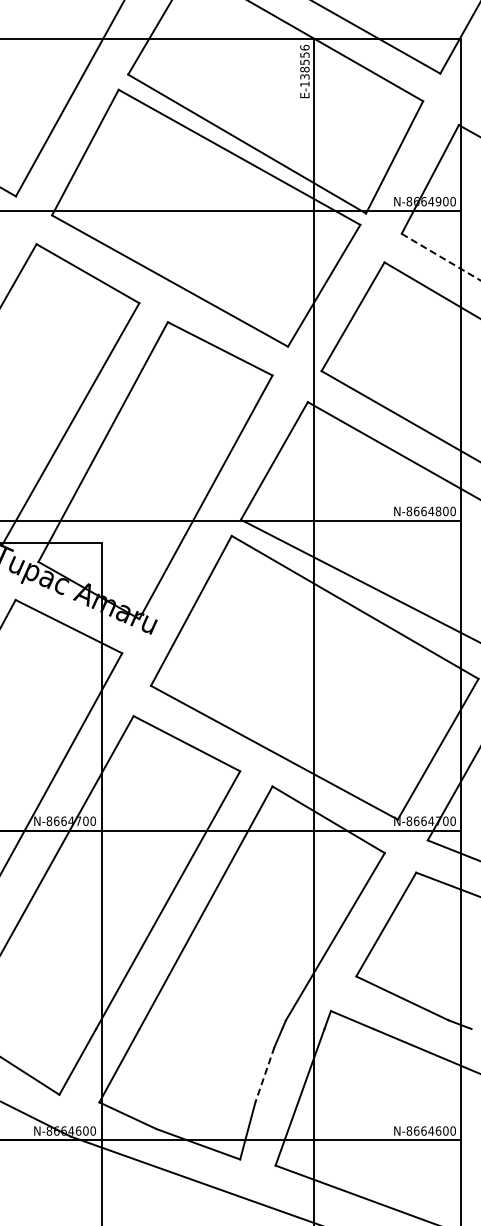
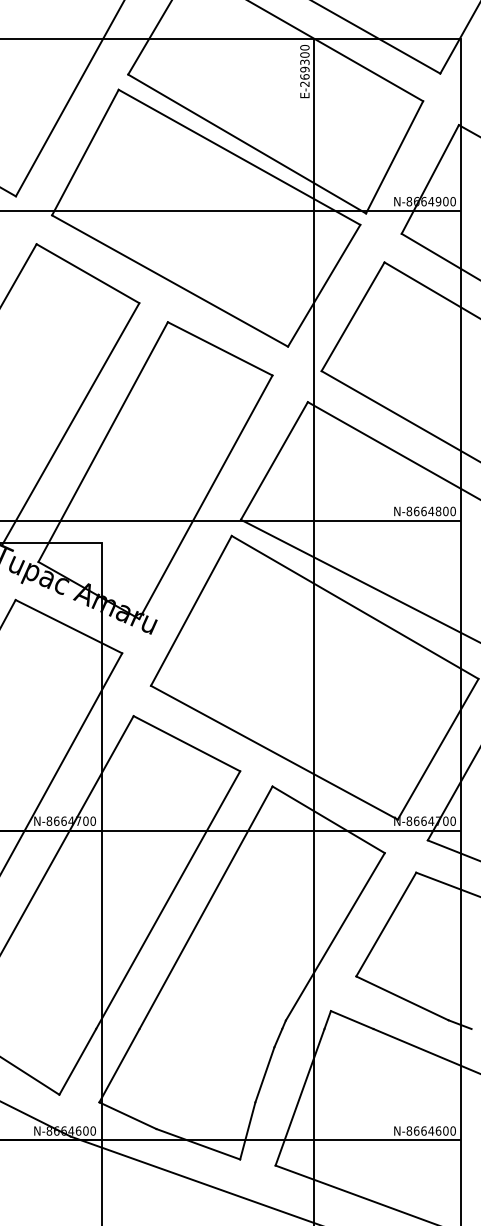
text: E-138556 -> E-269300 (304, 65)
line: dashed -> solid (441, 257)
line: dashed -> solid (264, 1075)
